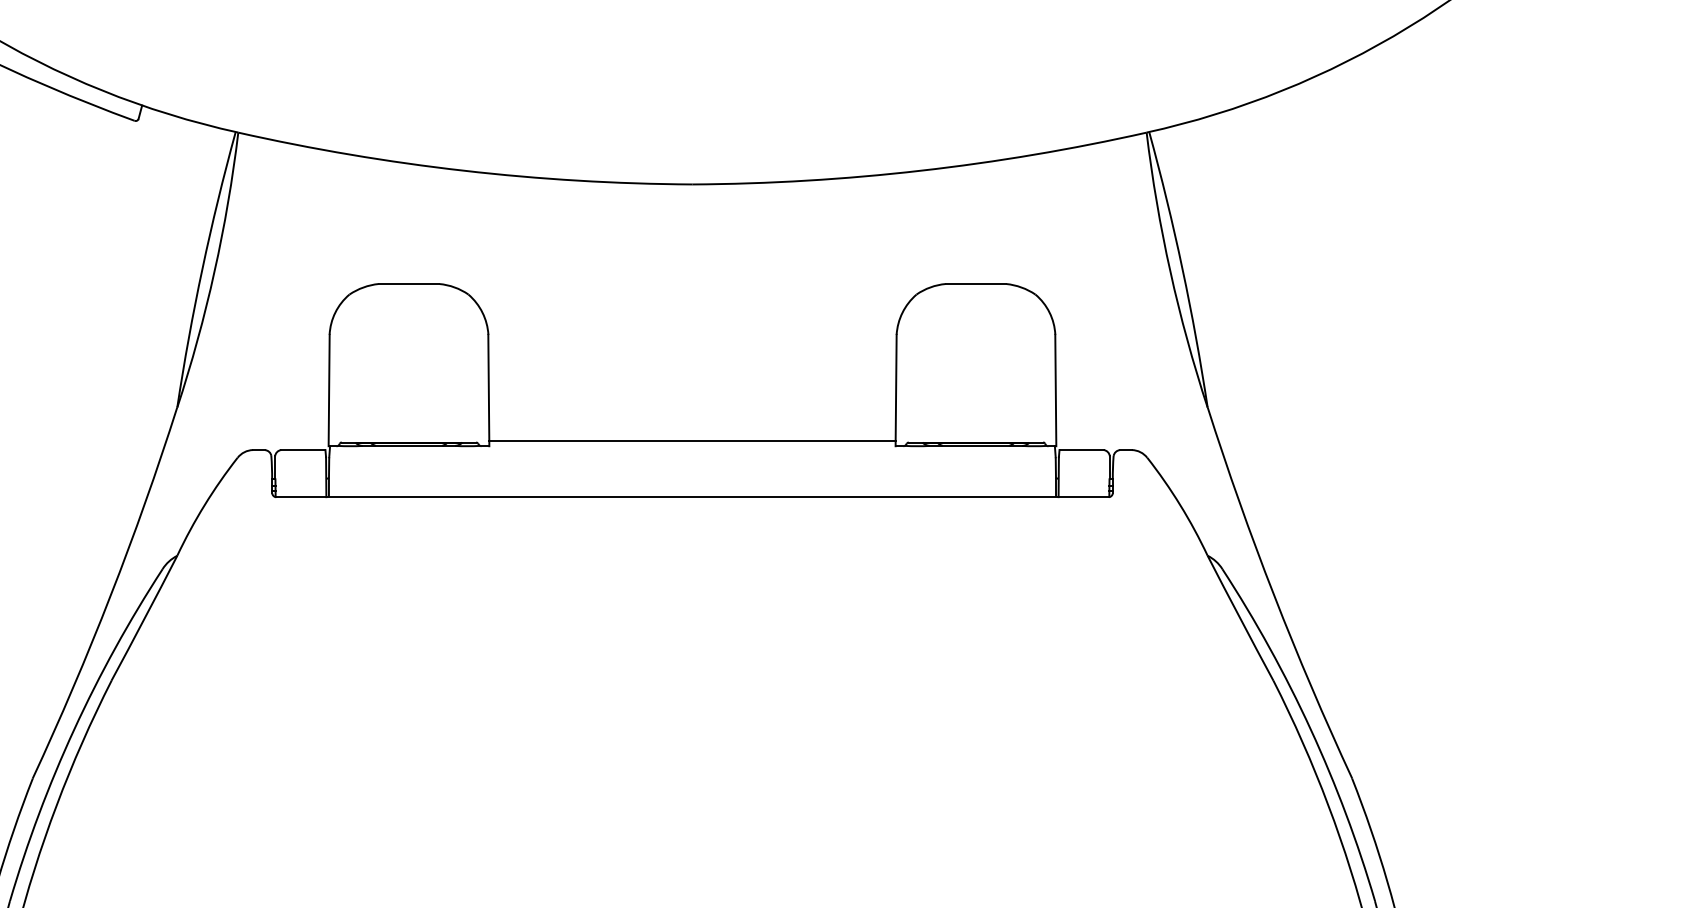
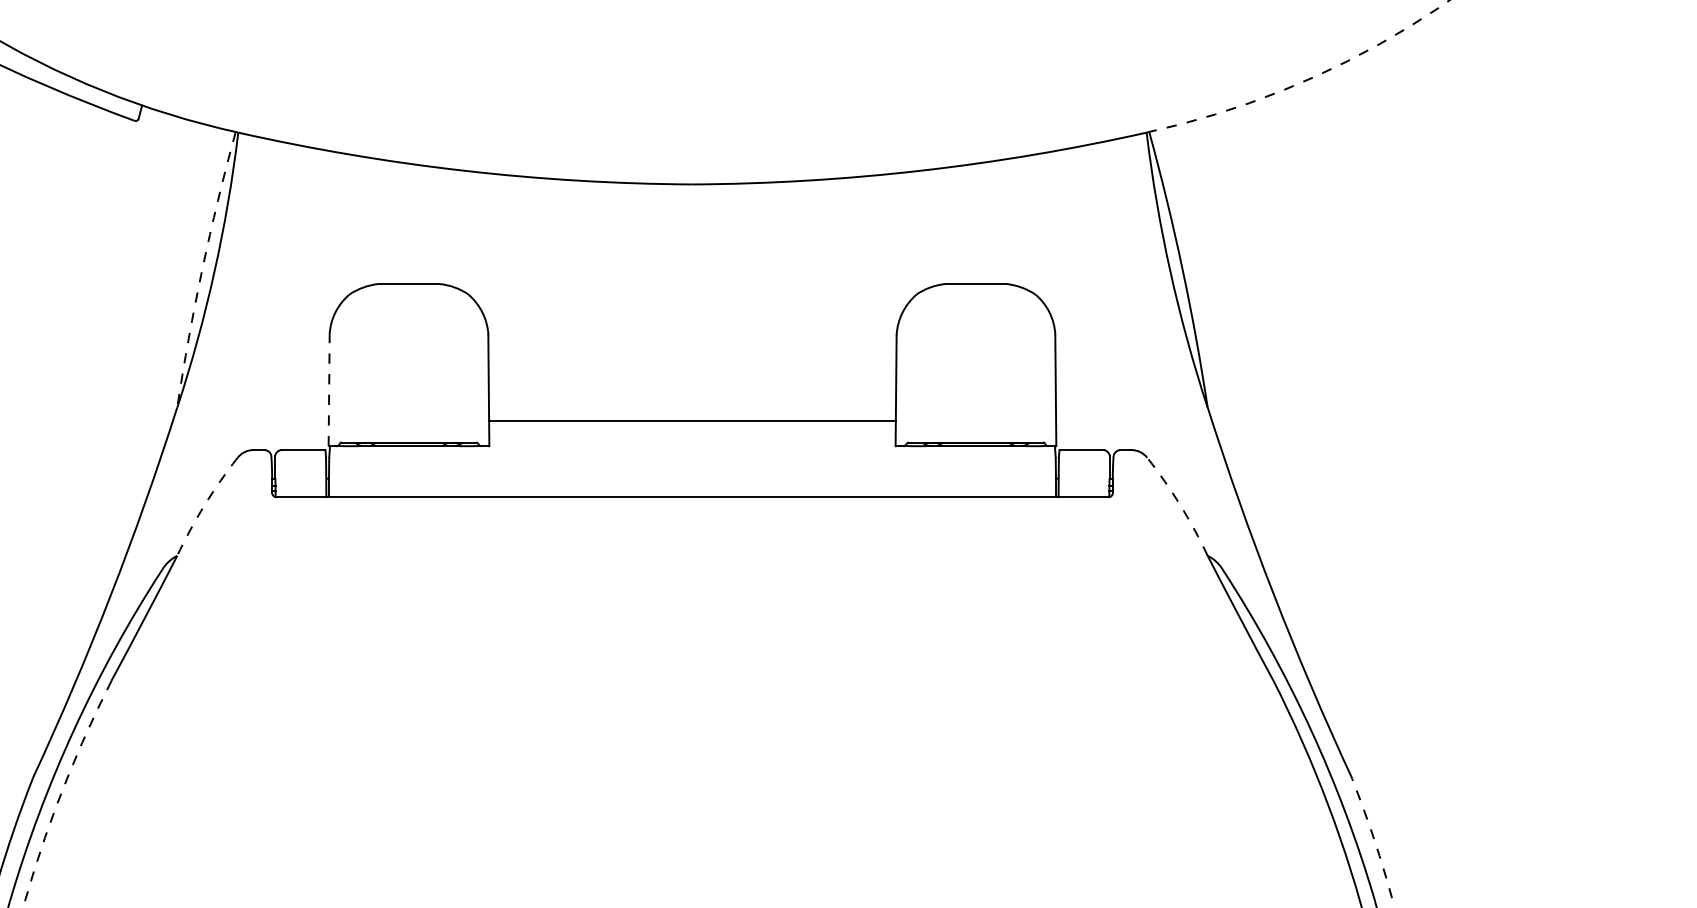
arc: solid -> dashed (1306, 80)
arc: solid -> dashed (202, 268)
line: solid -> dashed (329, 390)
line position: (692, 440) -> (692, 420) (692, 420)
arc: solid -> dashed (204, 505)
arc: solid -> dashed (1180, 505)
arc: solid -> dashed (62, 791)
arc: solid -> dashed (1374, 842)
